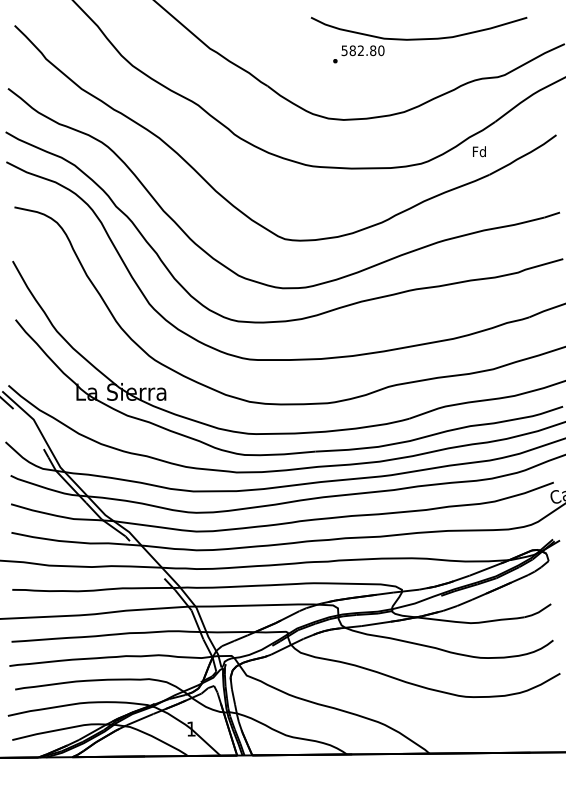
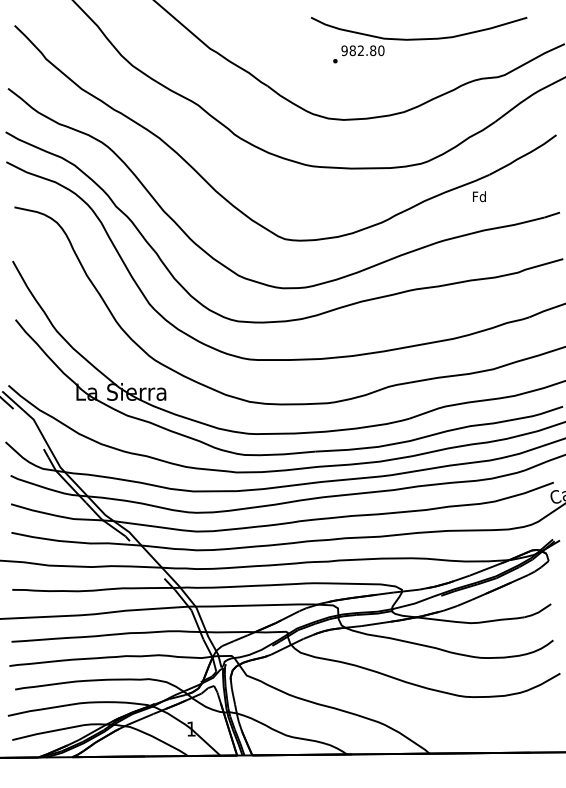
text: 582.80 -> 982.80 (344, 50)
text position: (479, 151) -> (479, 196) (479, 196)
